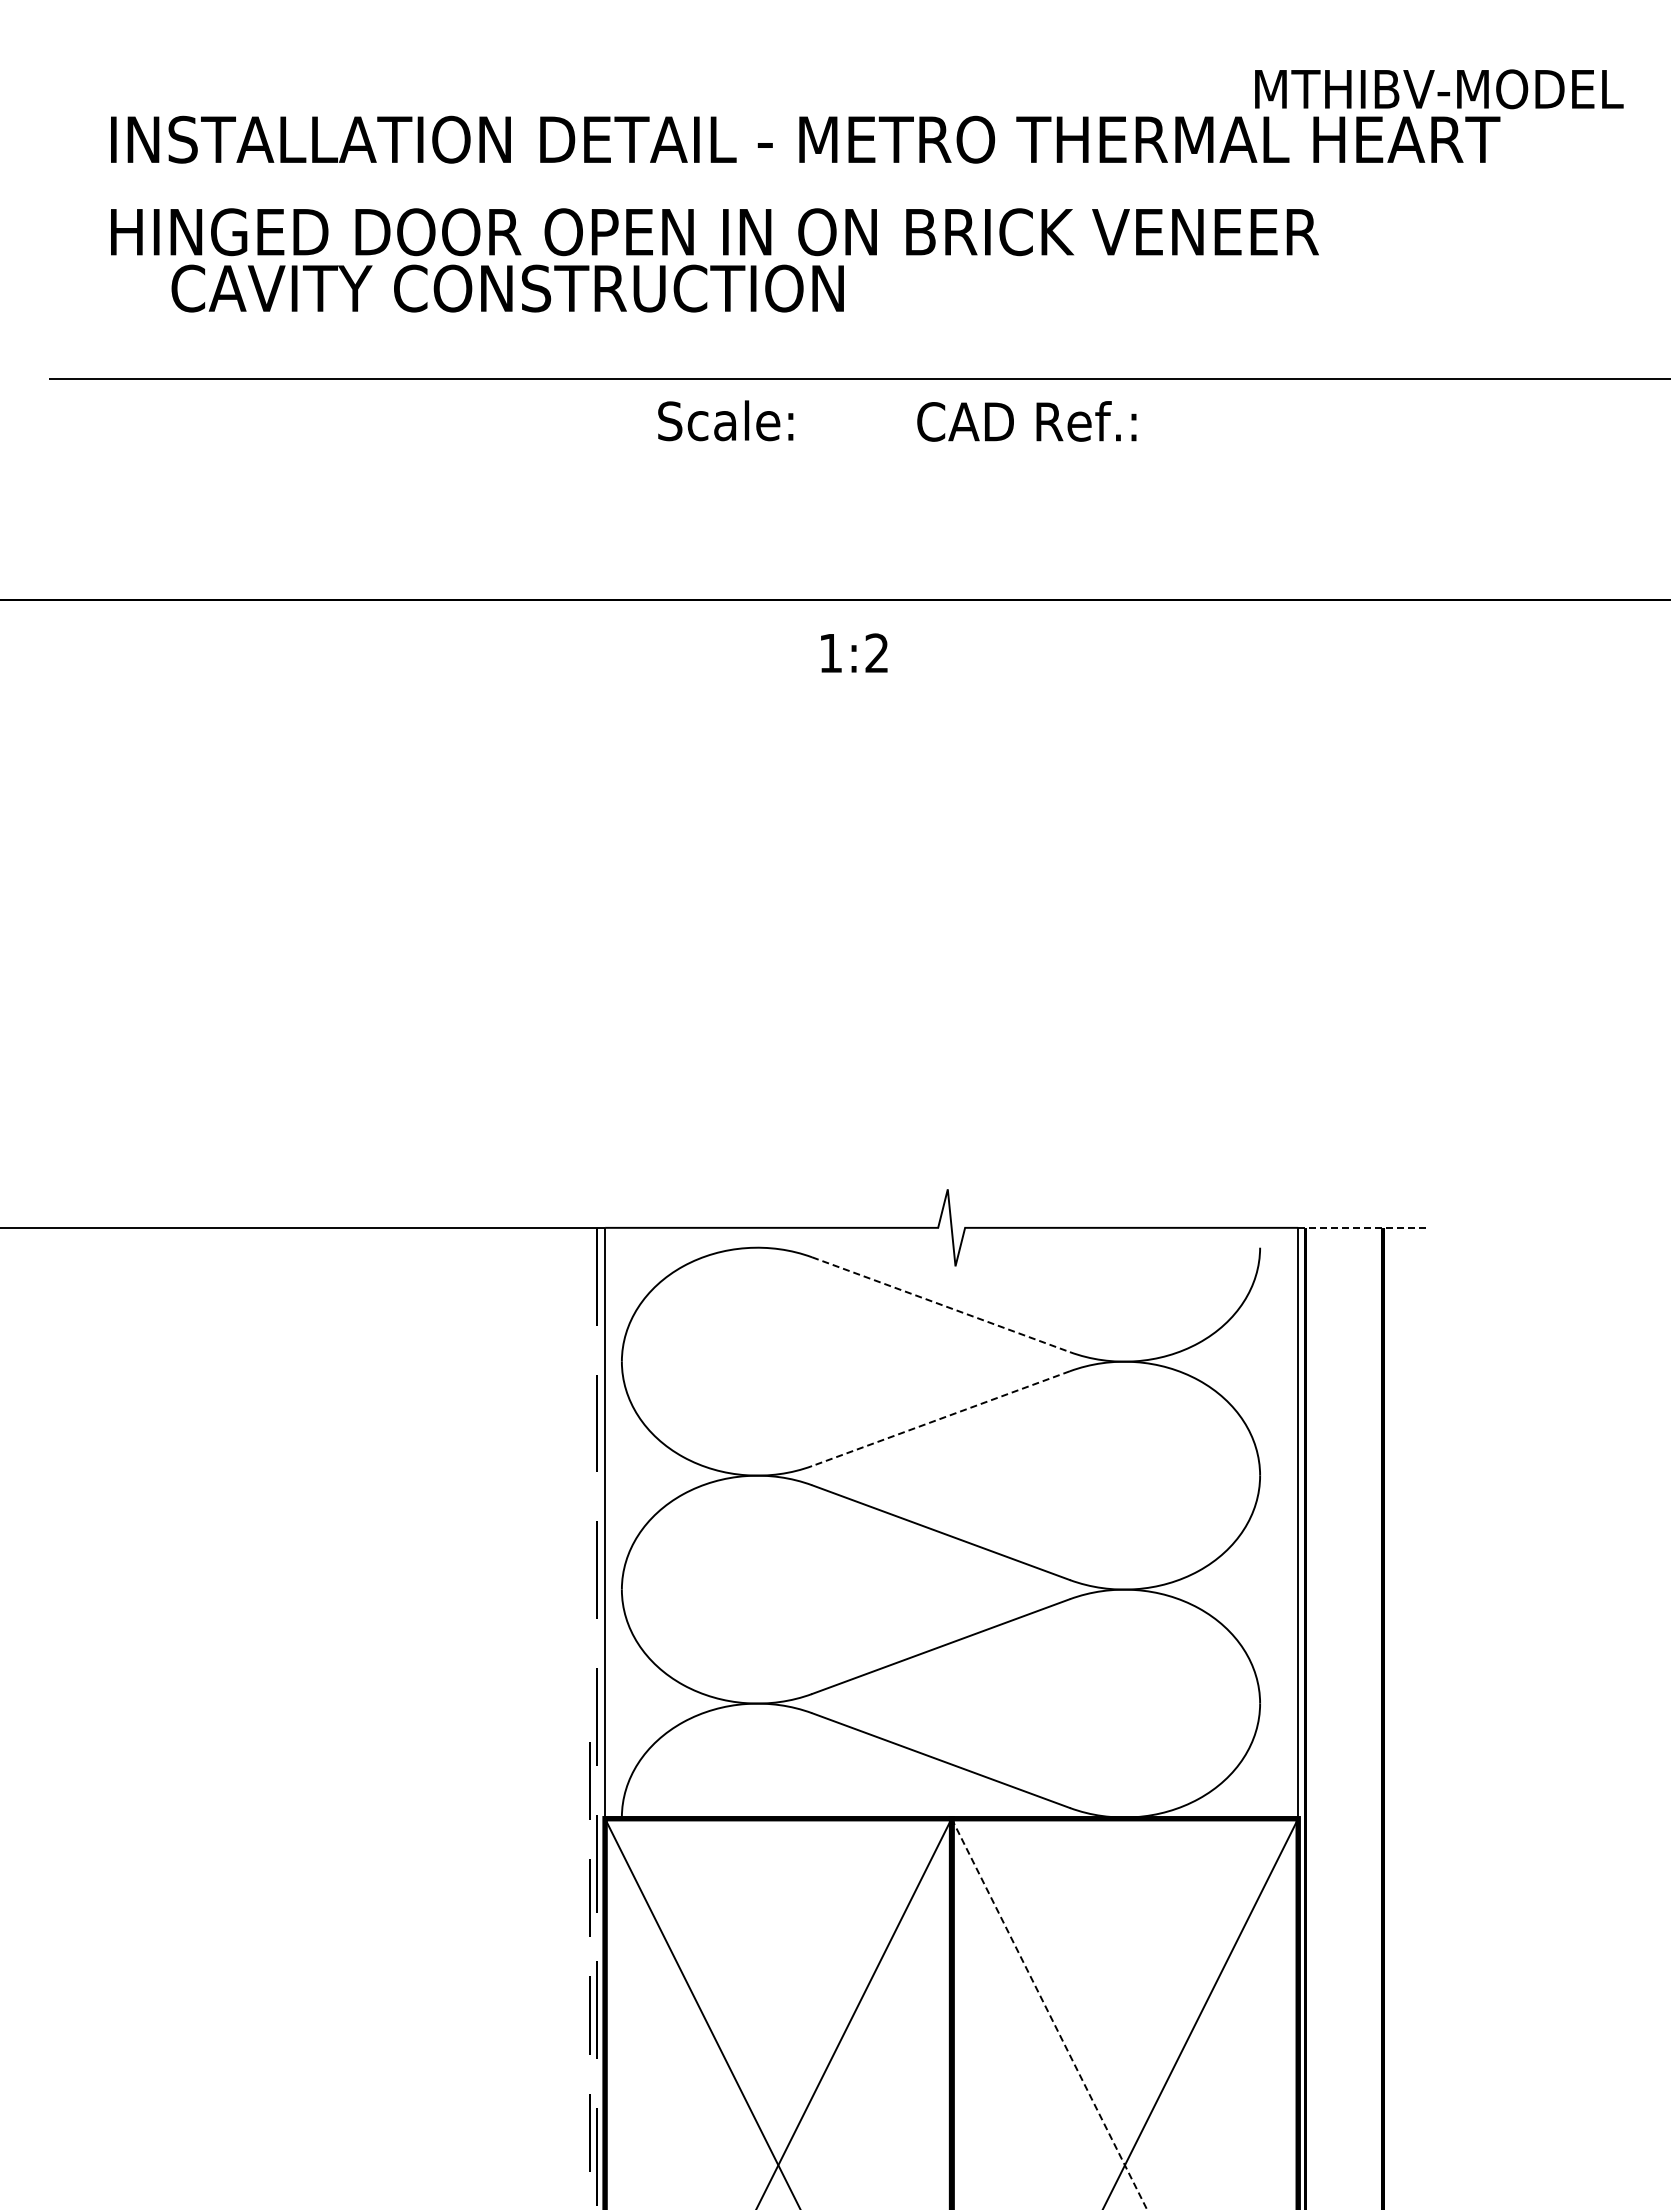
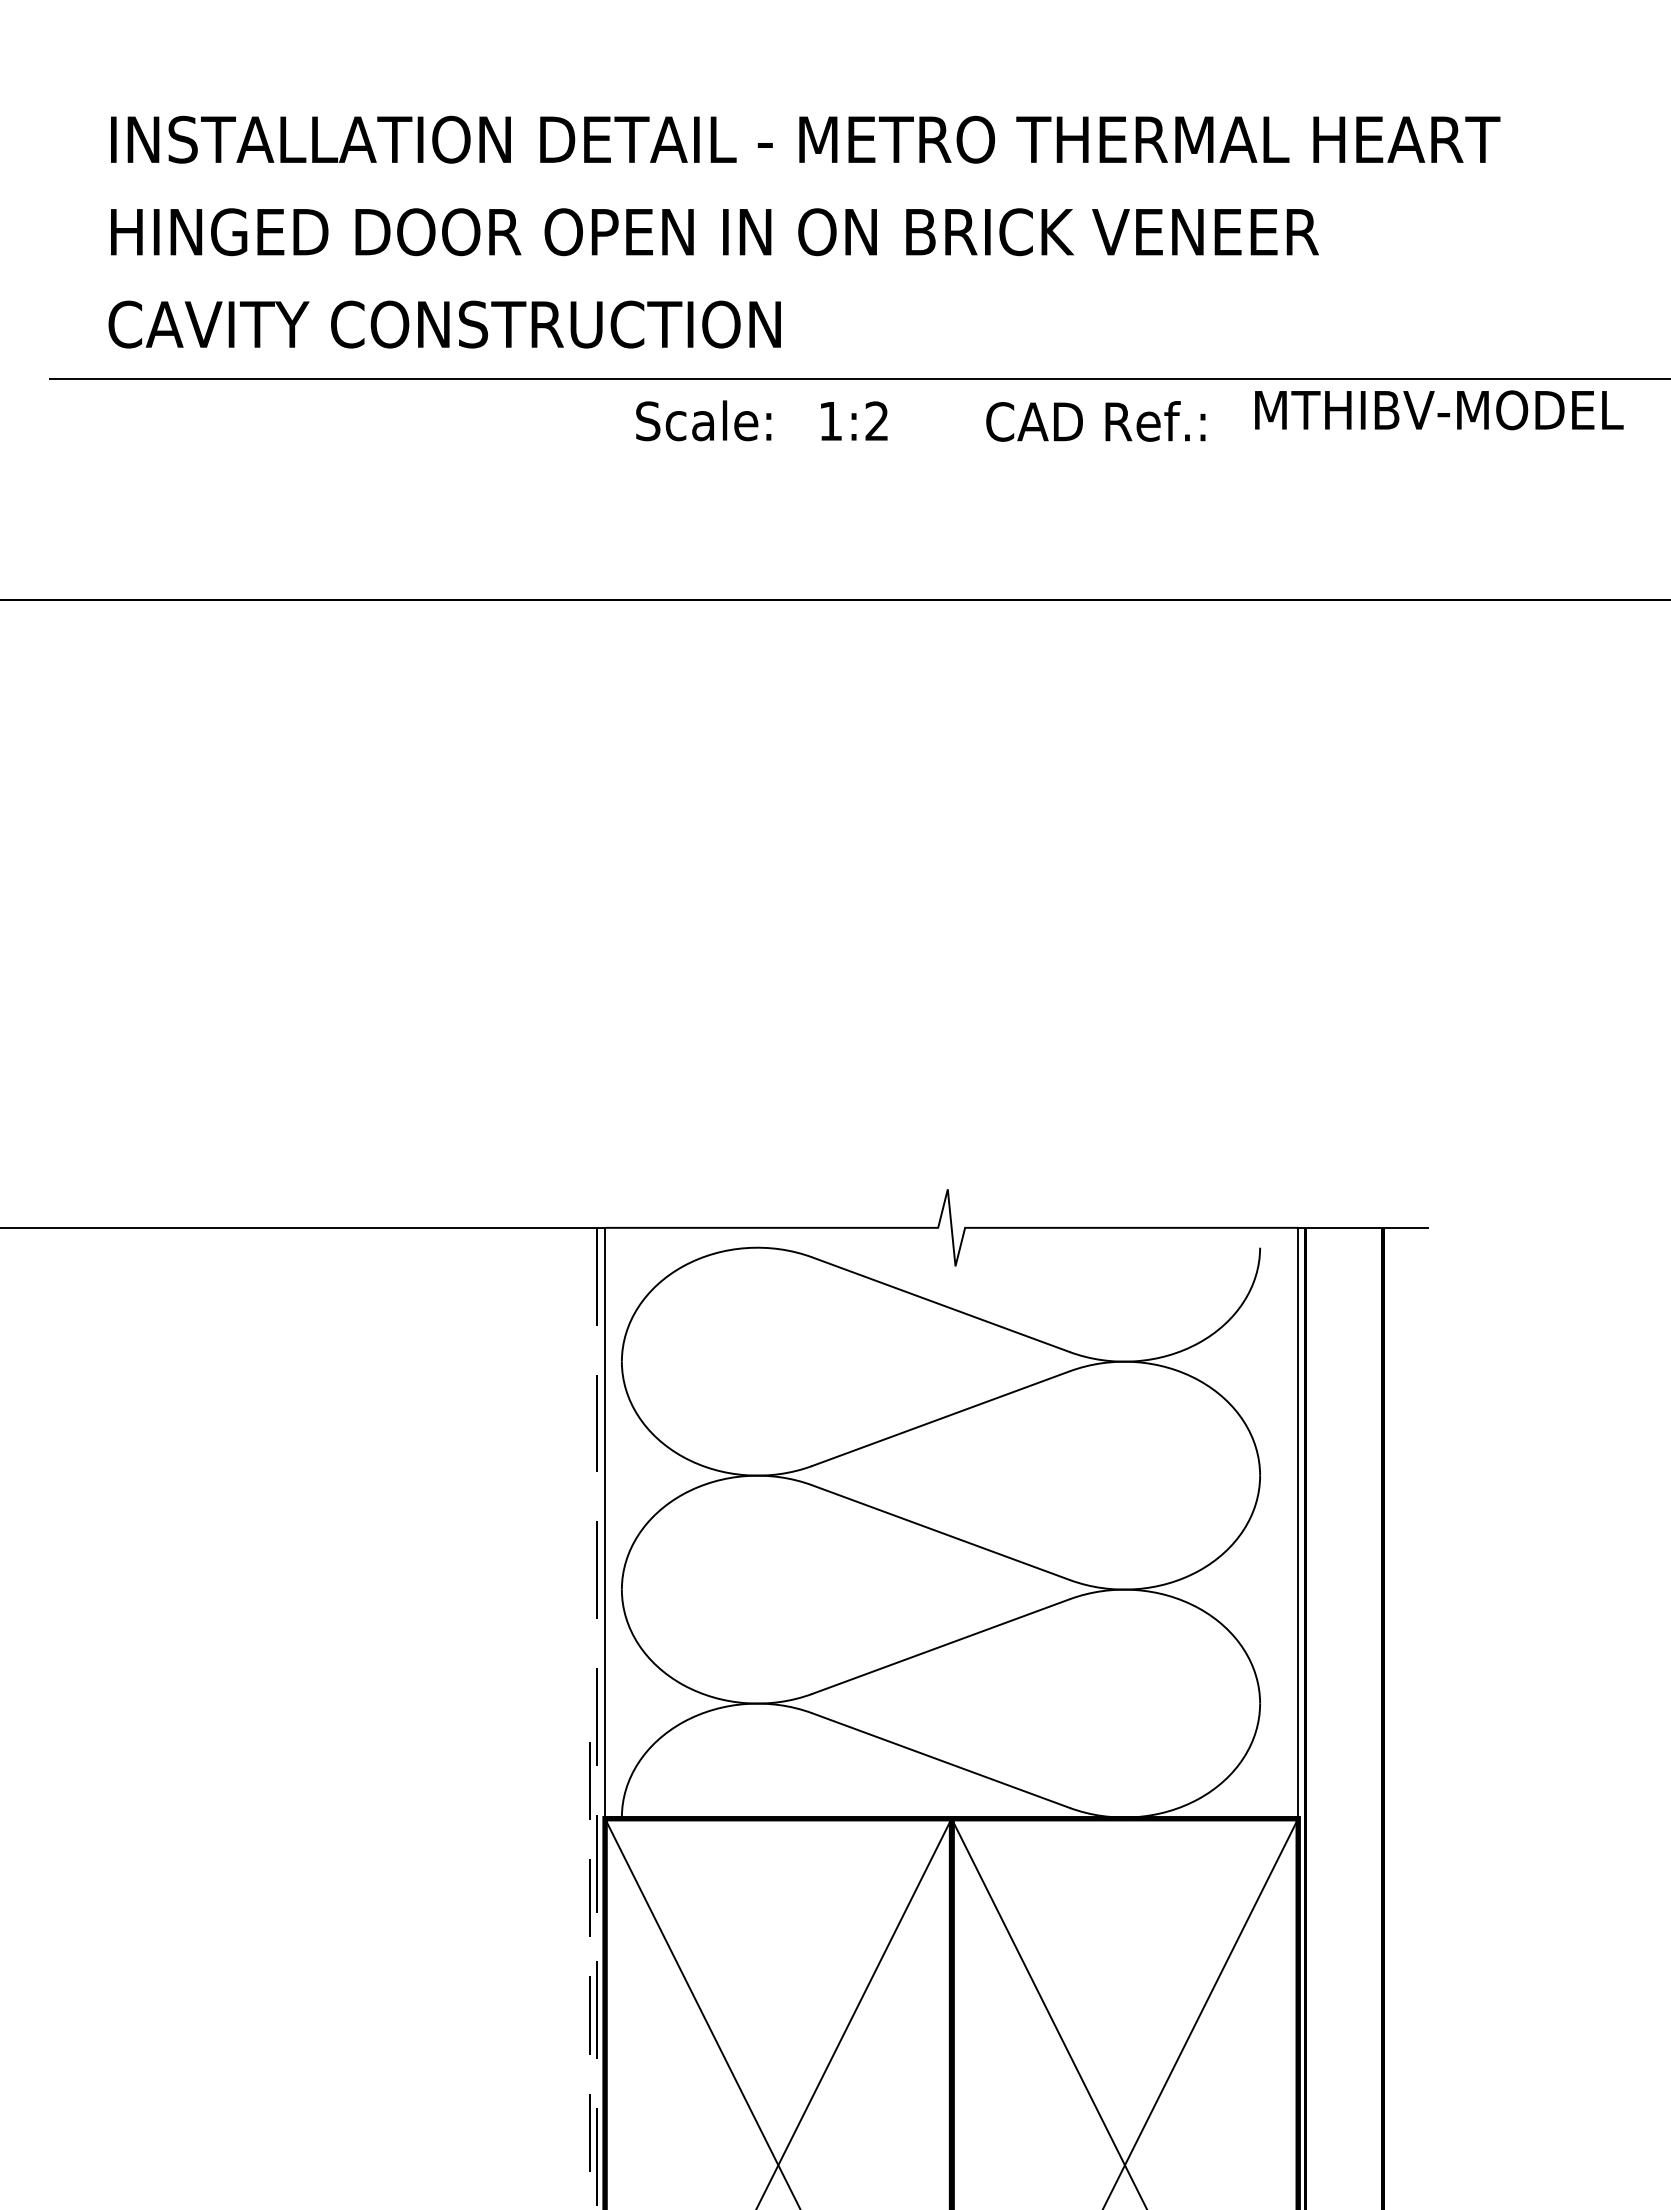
text position: (1439, 89) -> (1439, 410) (1439, 410)
text position: (507, 288) -> (444, 324) (444, 324)
text position: (725, 420) -> (703, 420) (703, 420)
text position: (1026, 421) -> (1095, 421) (1095, 421)
text position: (854, 652) -> (854, 420) (854, 420)
line: dashed -> solid (1364, 1227)
line: dashed -> solid (941, 1304)
line: dashed -> solid (940, 1418)
line: dashed -> solid (1049, 2014)
